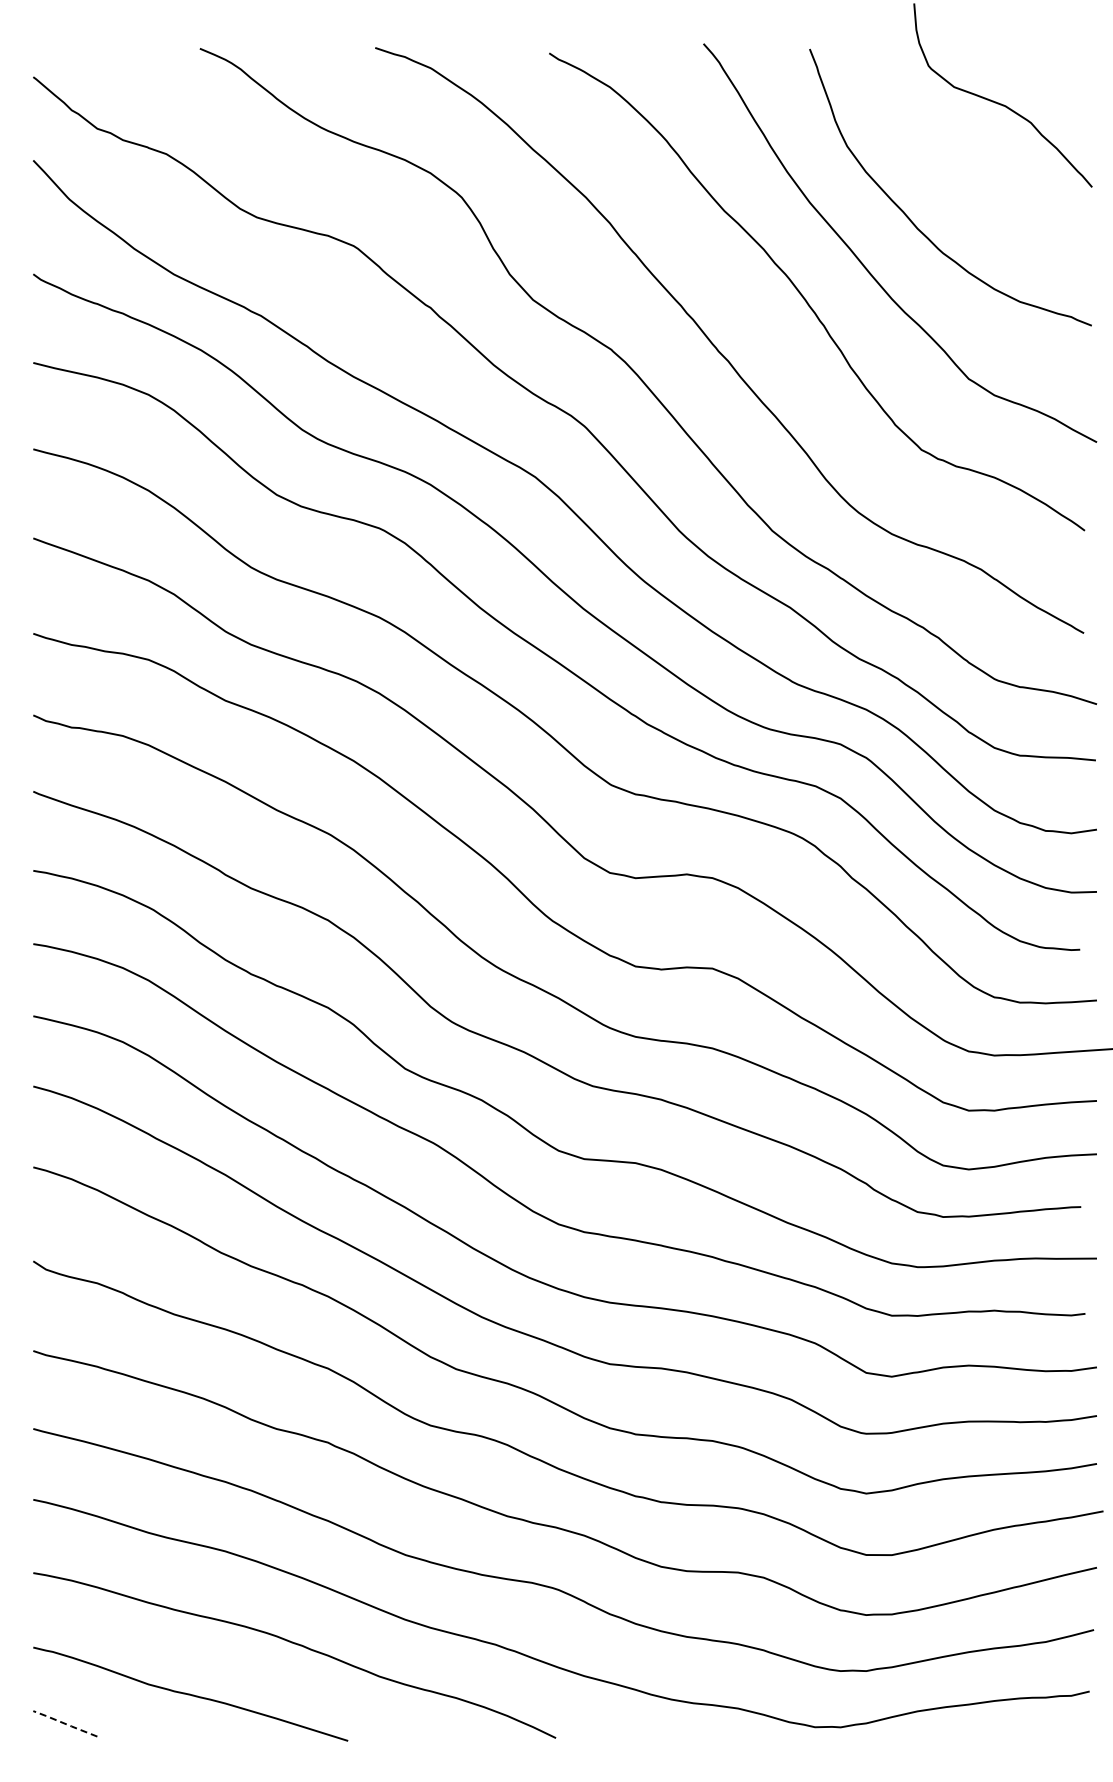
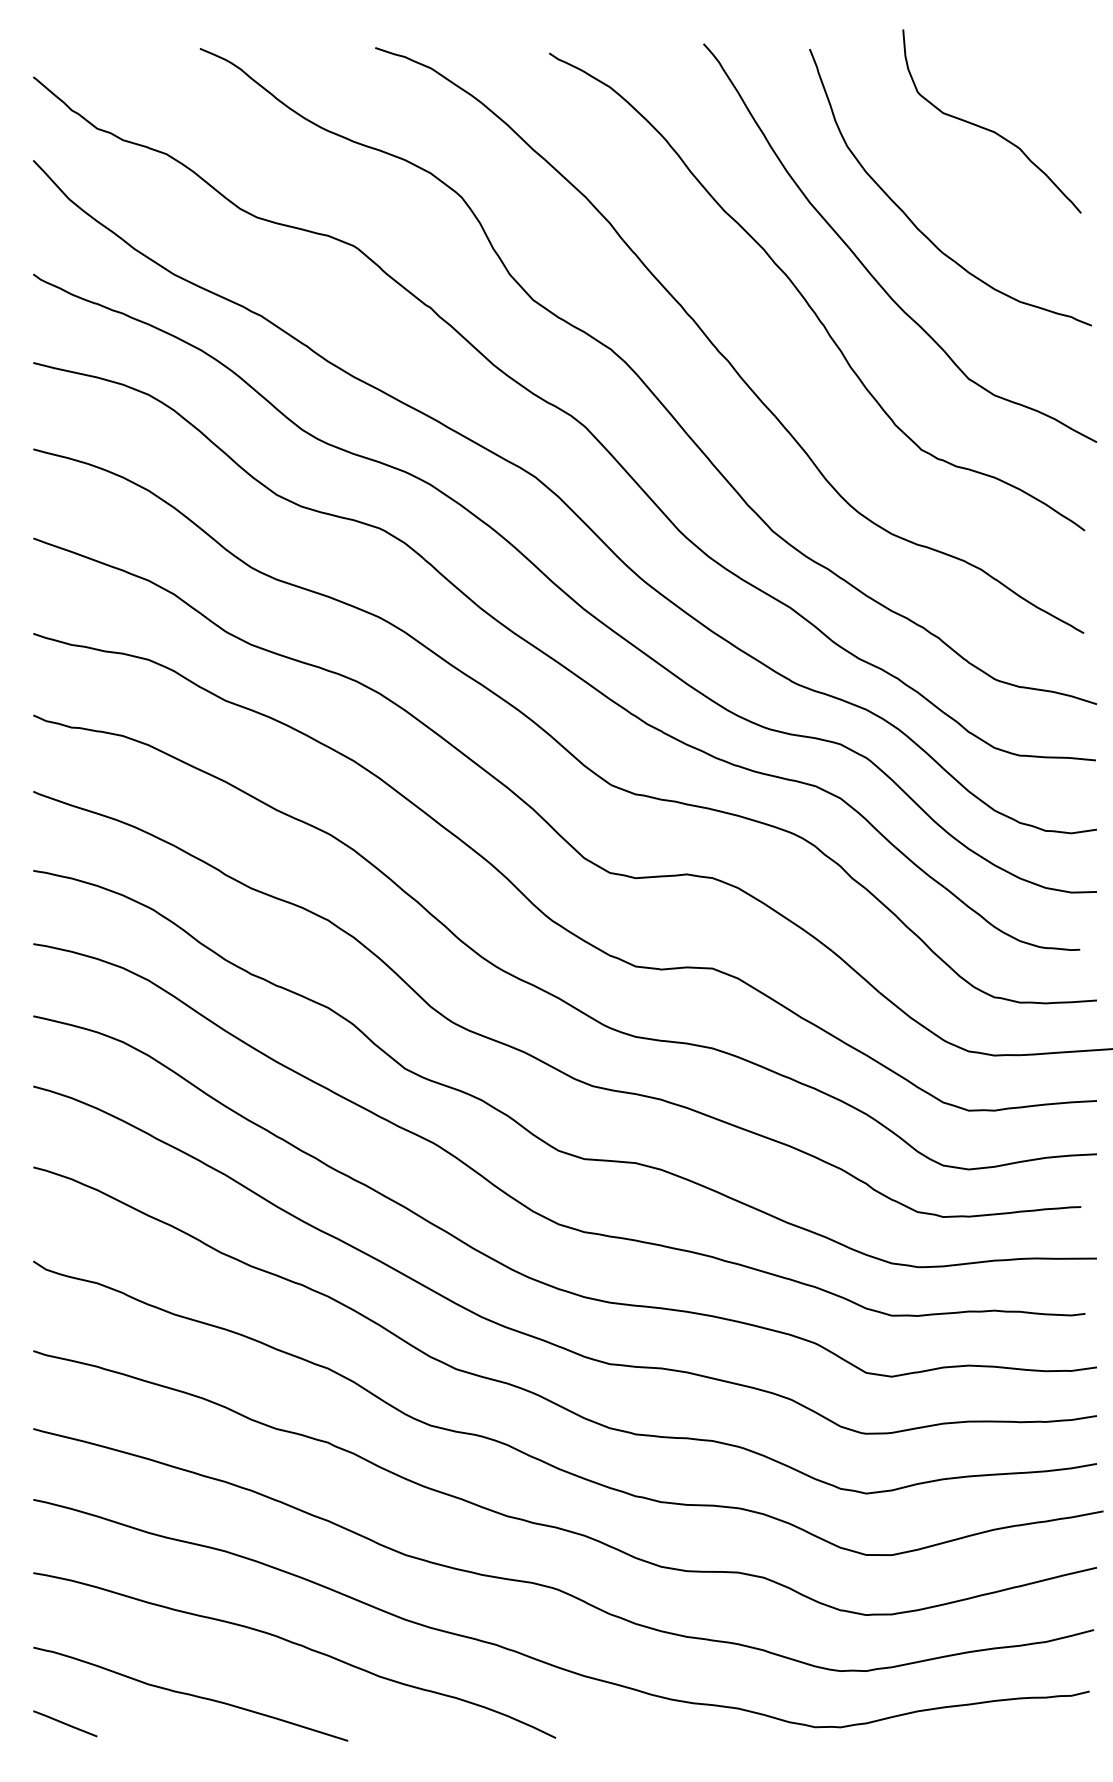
curve position: (998, 102) -> (987, 128) (987, 128)
line: dashed -> solid (65, 1723)
